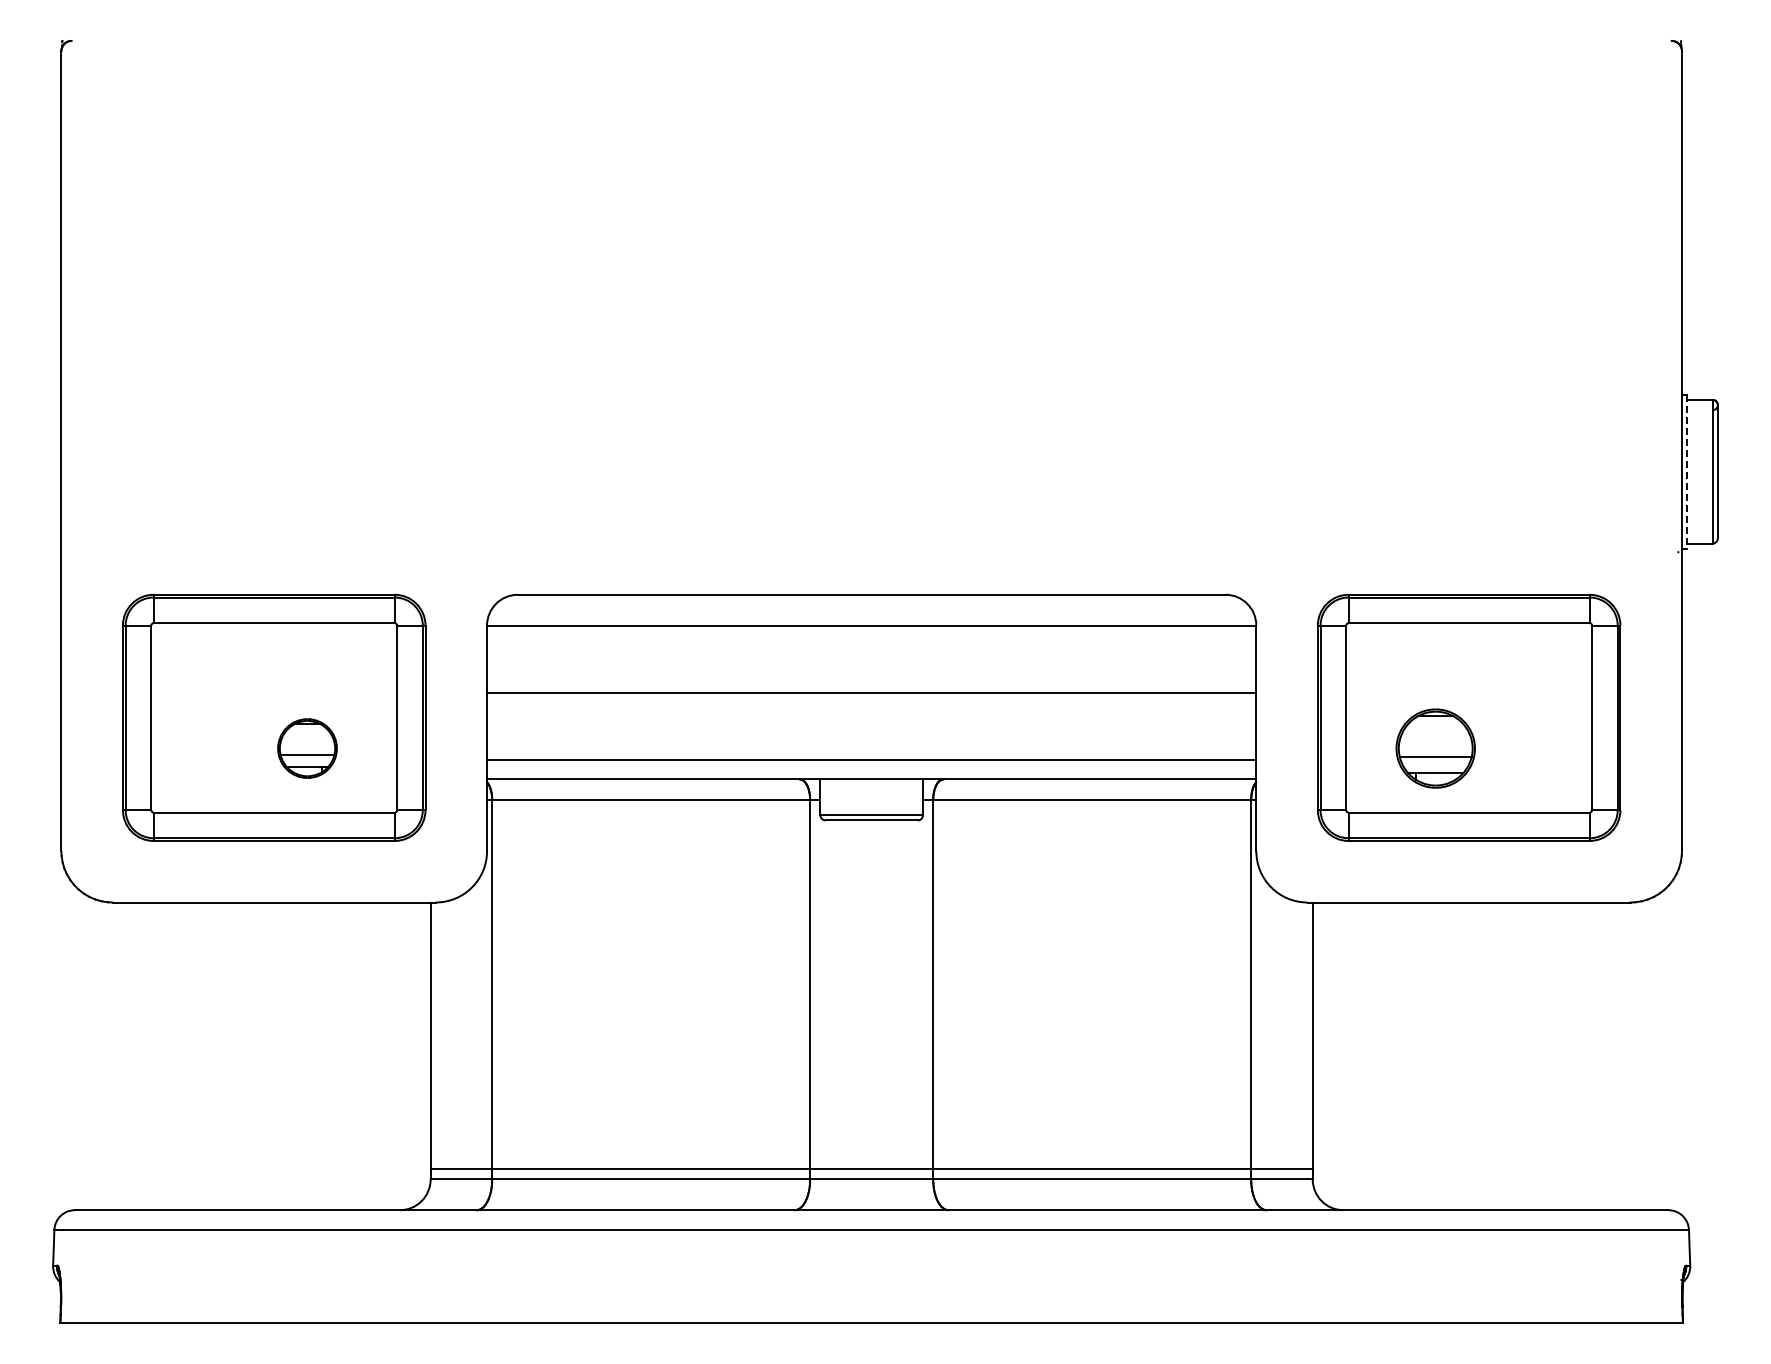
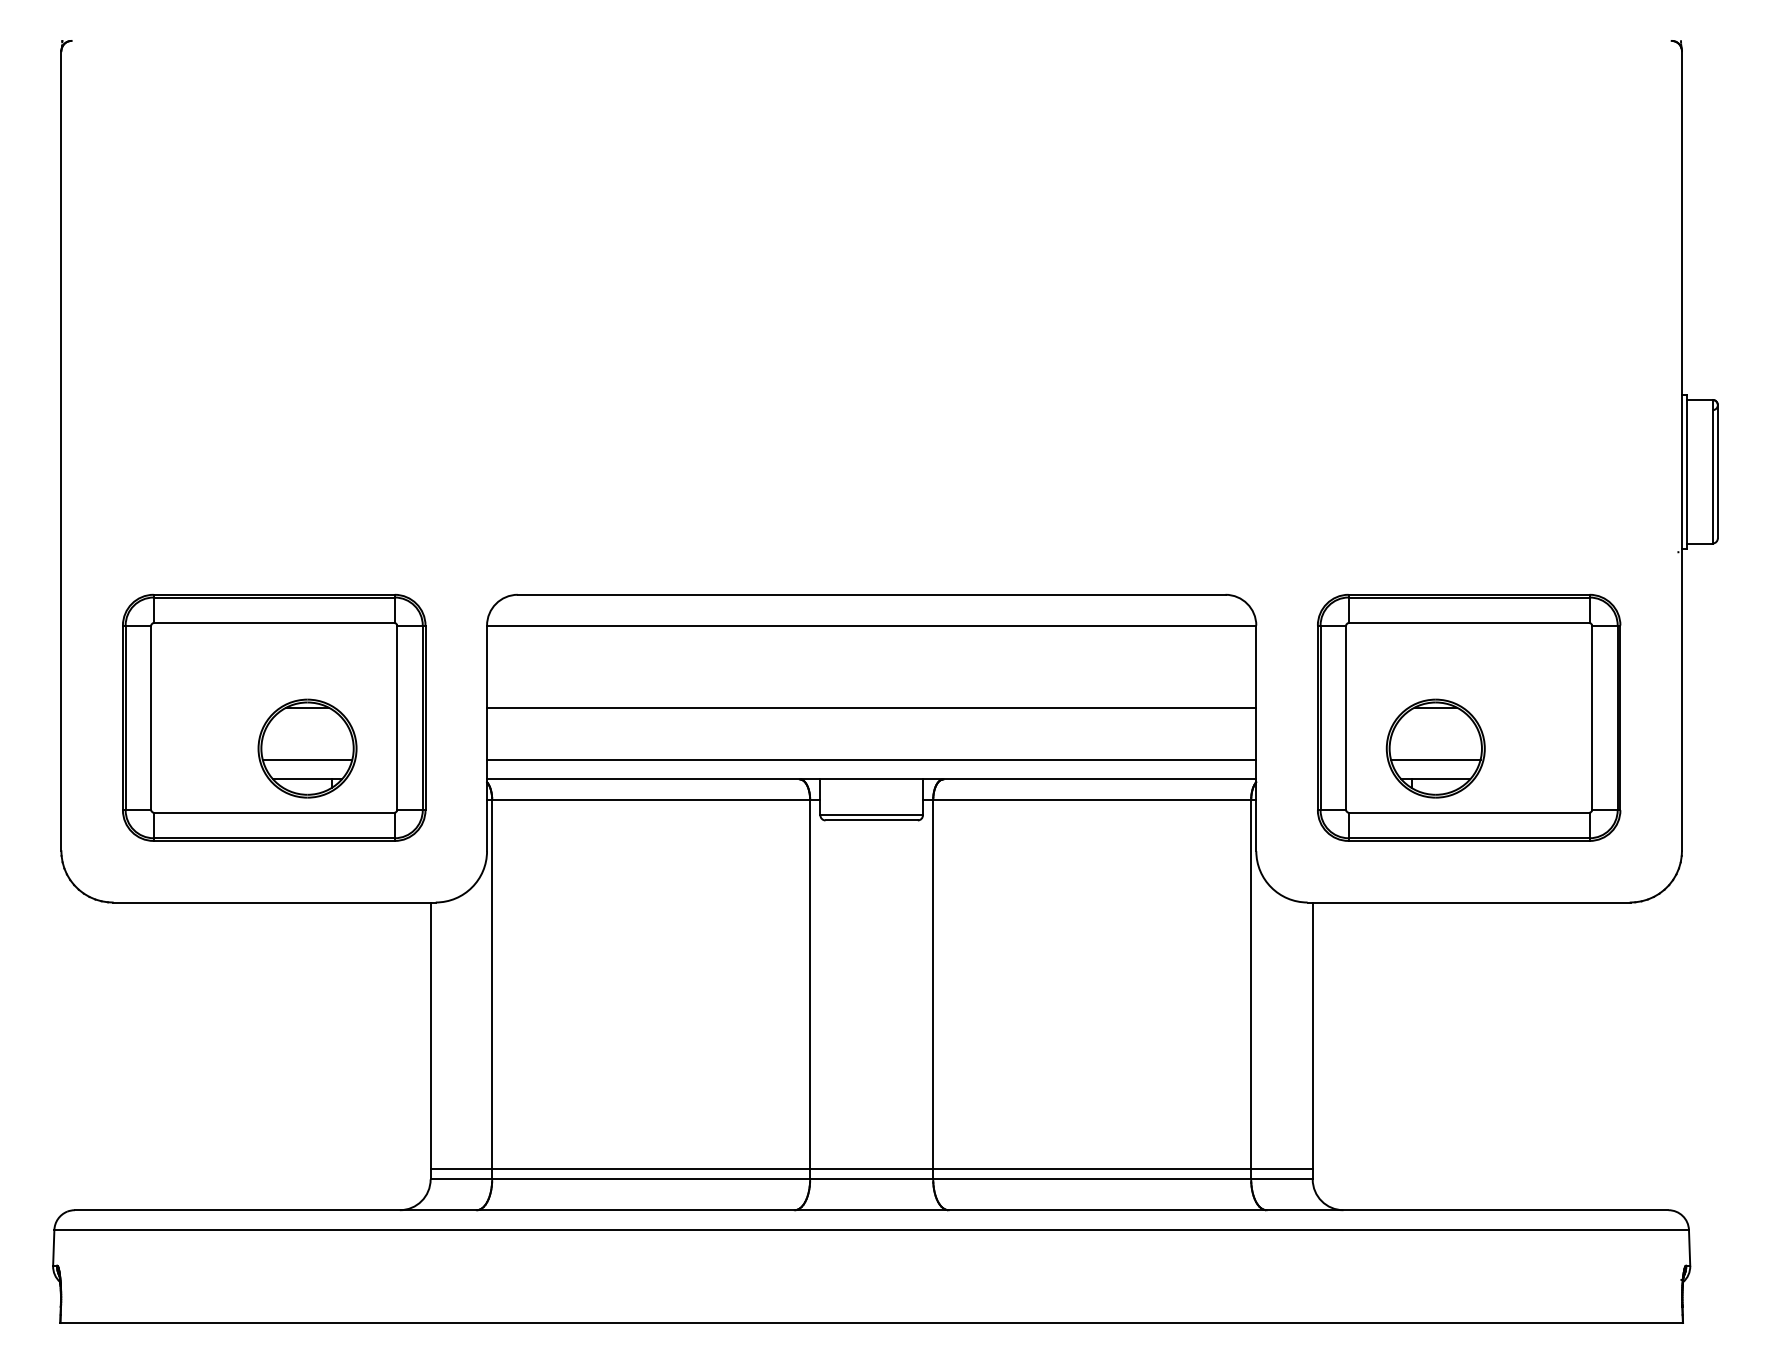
line: dashed -> solid (1687, 471)
line position: (871, 692) -> (871, 707) (871, 707)
part size: 61x61 px -> 101x101 px (307, 748)
part size: 81x81 px -> 101x101 px (1435, 748)
